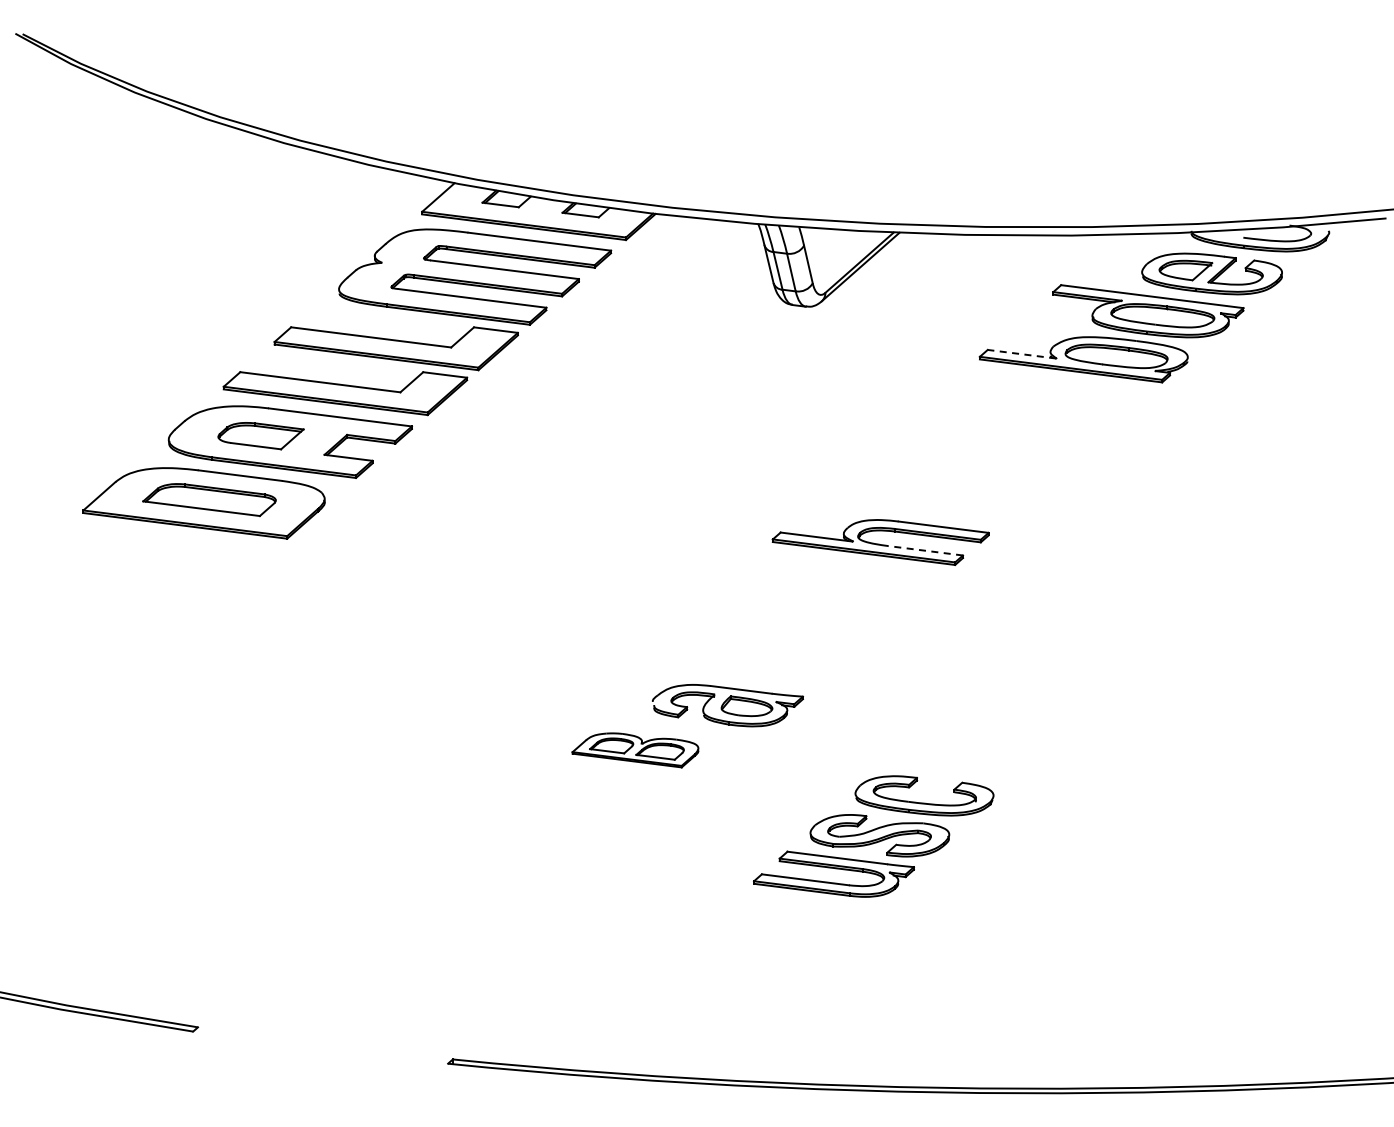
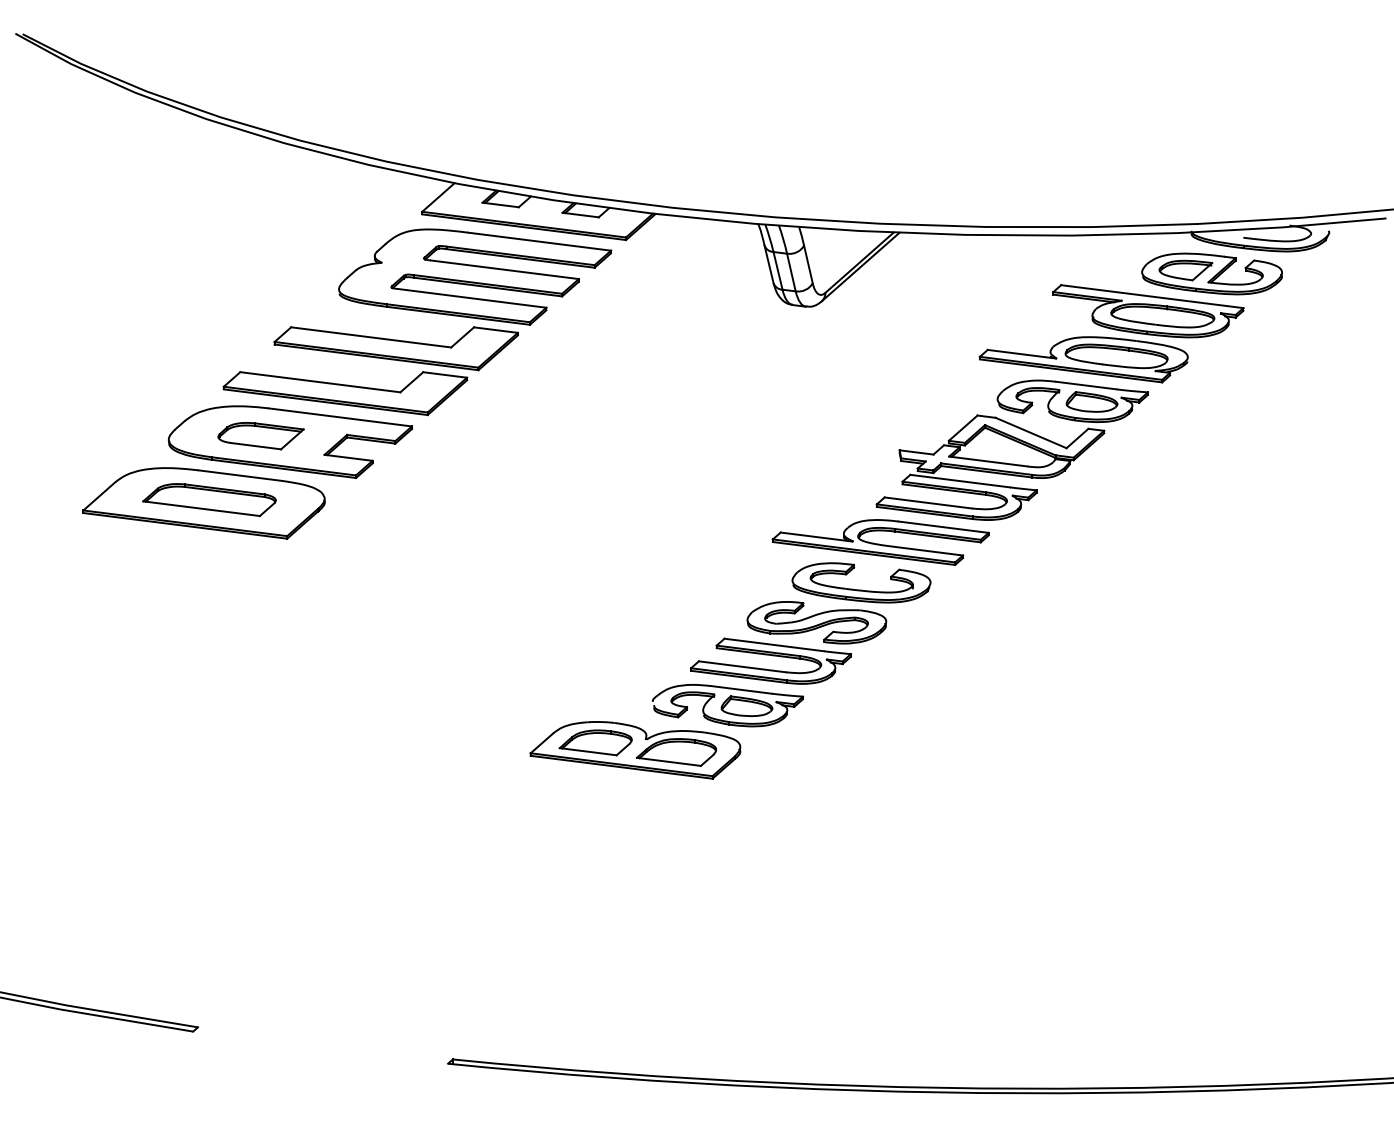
line: dashed -> solid (1021, 354)
part: none -> present (1011, 449)
line: dashed -> solid (925, 550)
part size: 129x37 px -> 213x59 px (635, 750)
part position: (873, 836) -> (810, 623) (810, 623)
